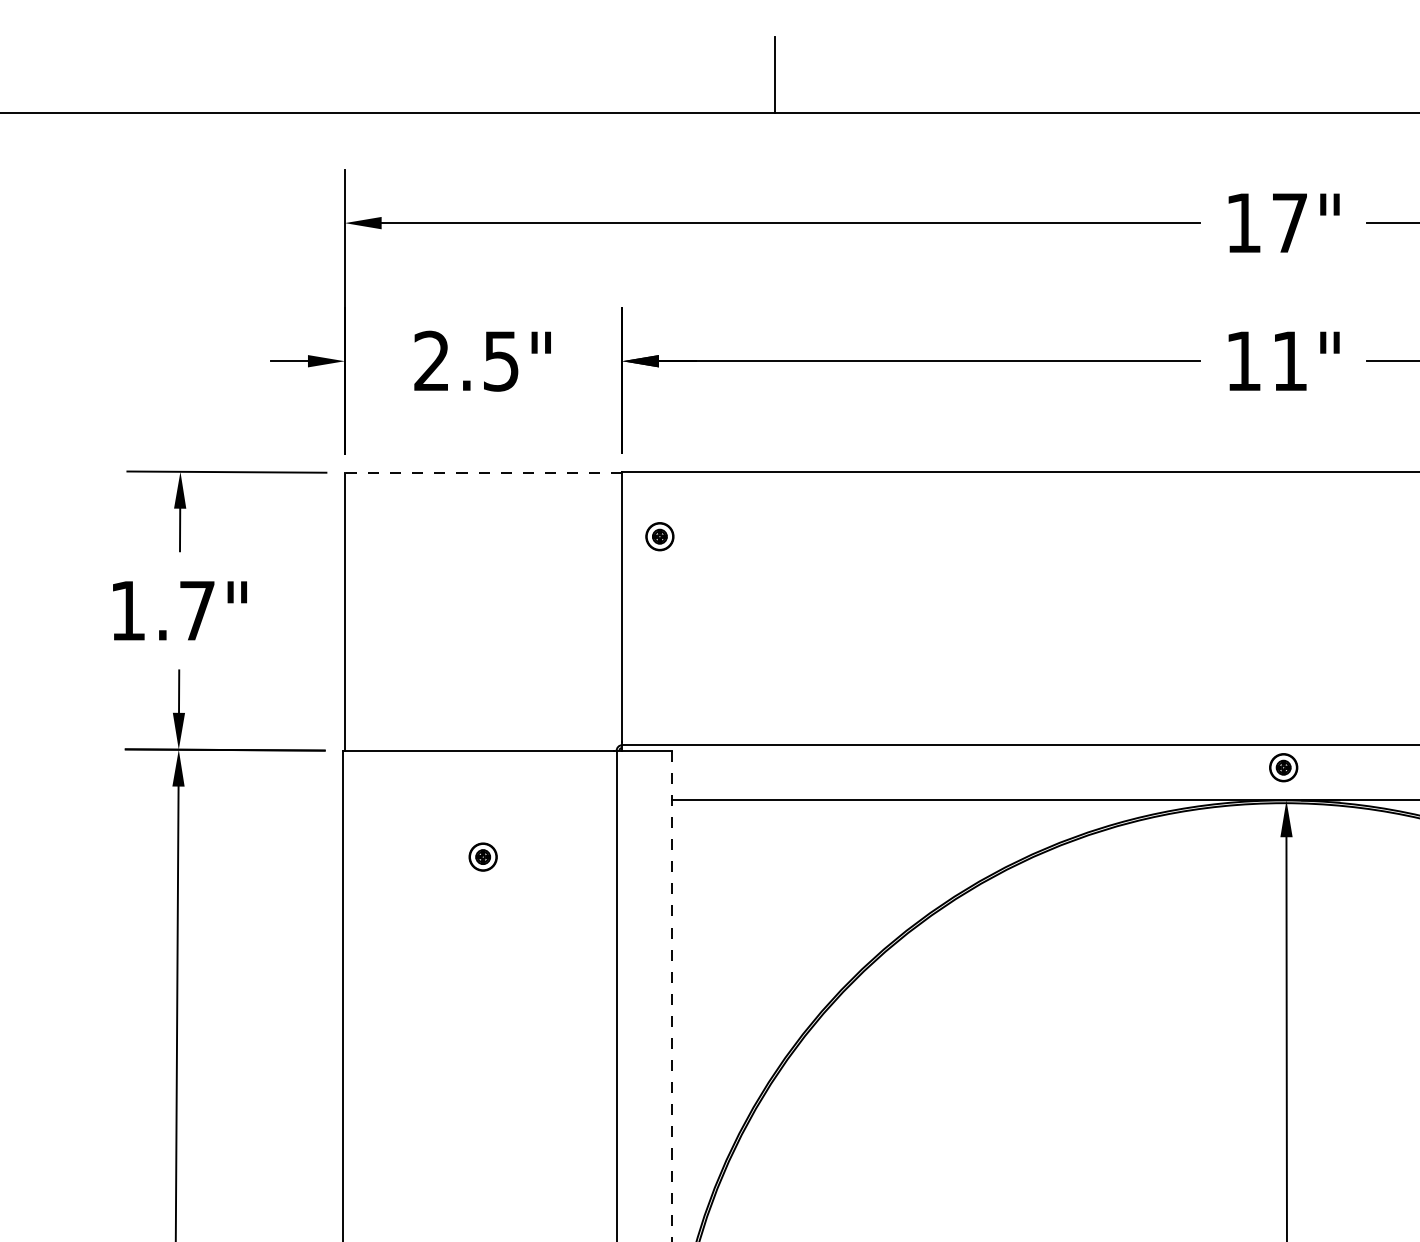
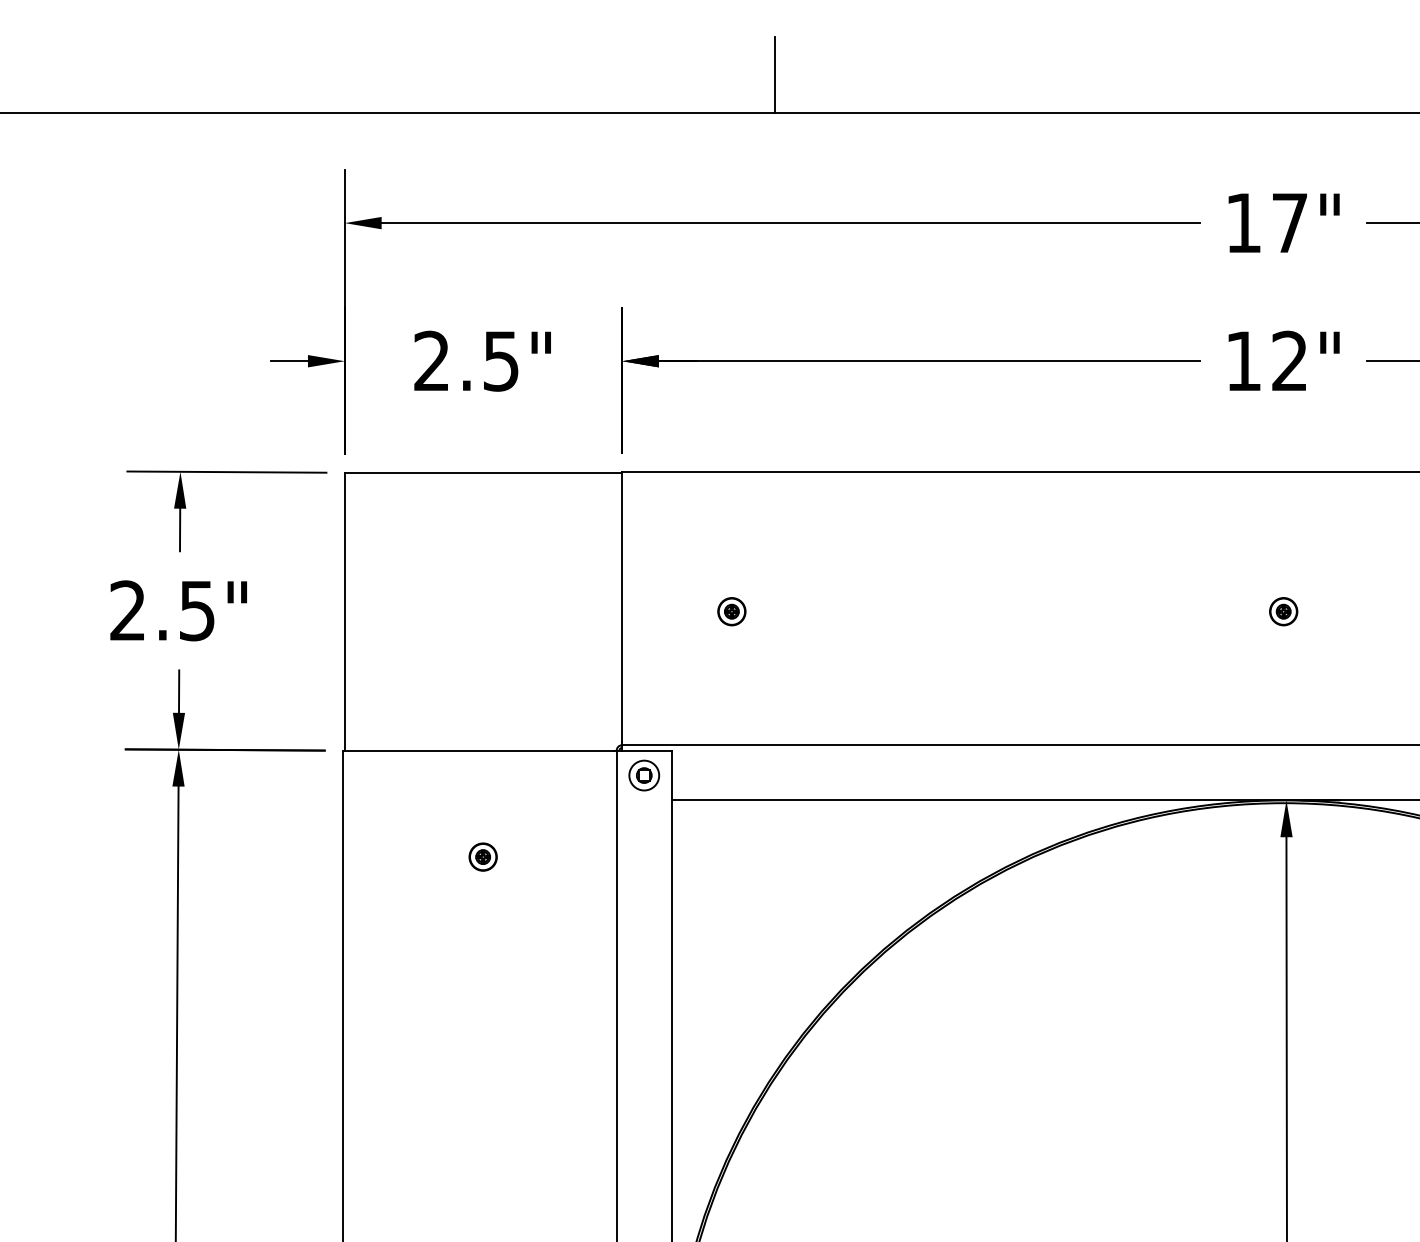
text: 11" -> 12" (1289, 360)
line: dashed -> solid (483, 472)
part position: (659, 536) -> (731, 611) (731, 611)
text: 1.7" -> 2.5" (162, 610)
part position: (1283, 767) -> (1283, 611) (1283, 611)
part: none -> present (644, 775)
line: dashed -> solid (671, 996)
